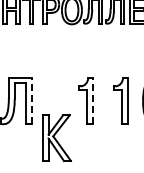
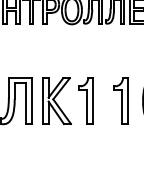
line: dashed -> solid (31, 101)
line: dashed -> solid (92, 101)
part position: (56, 137) -> (56, 100) (56, 100)
